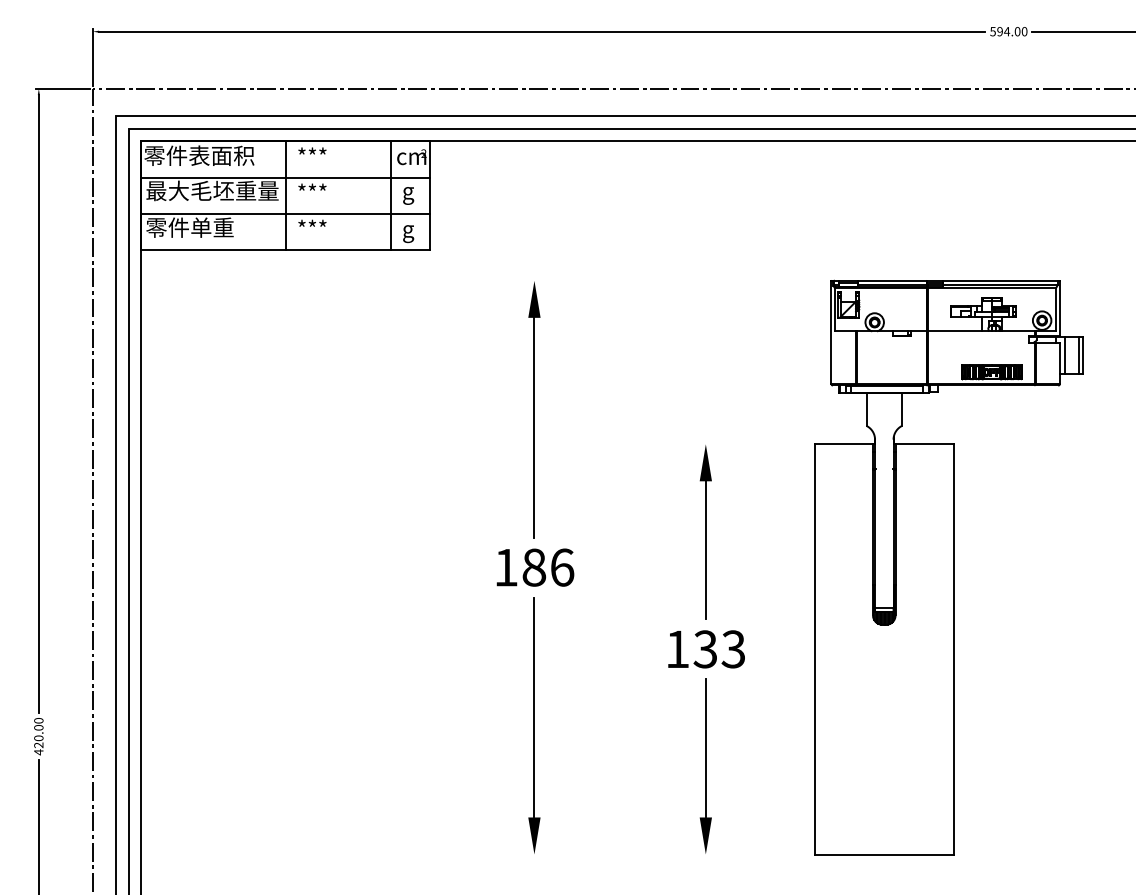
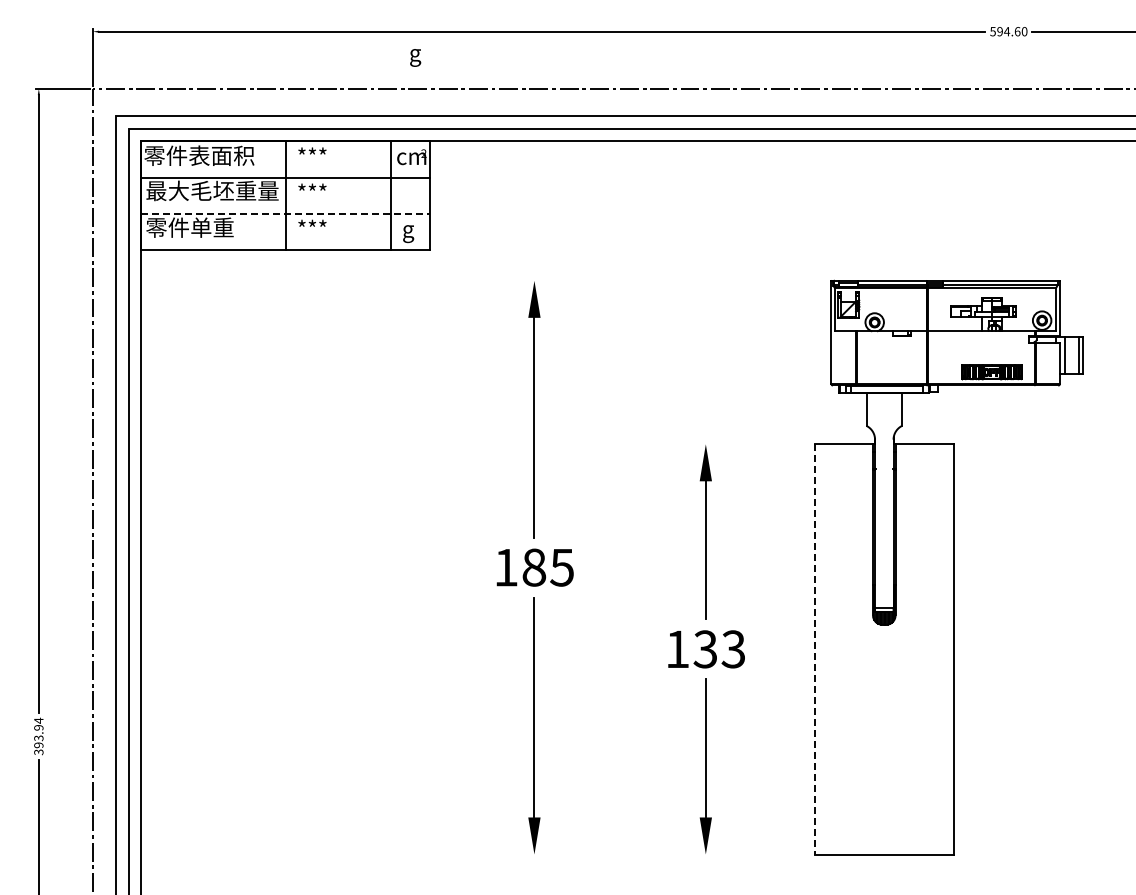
text: 594.00 -> 594.60 (1017, 31)
text position: (408, 195) -> (415, 57) (415, 57)
line: solid -> dashed (285, 213)
text: 186 -> 185 (562, 567)
line: solid -> dashed (814, 649)
text: 420.00 -> 393.94 (38, 736)
